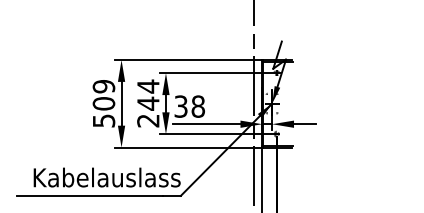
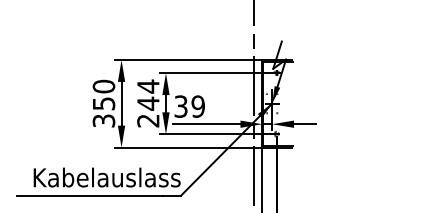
text: 509 -> 350 (103, 102)
text: 38 -> 39 (198, 106)
